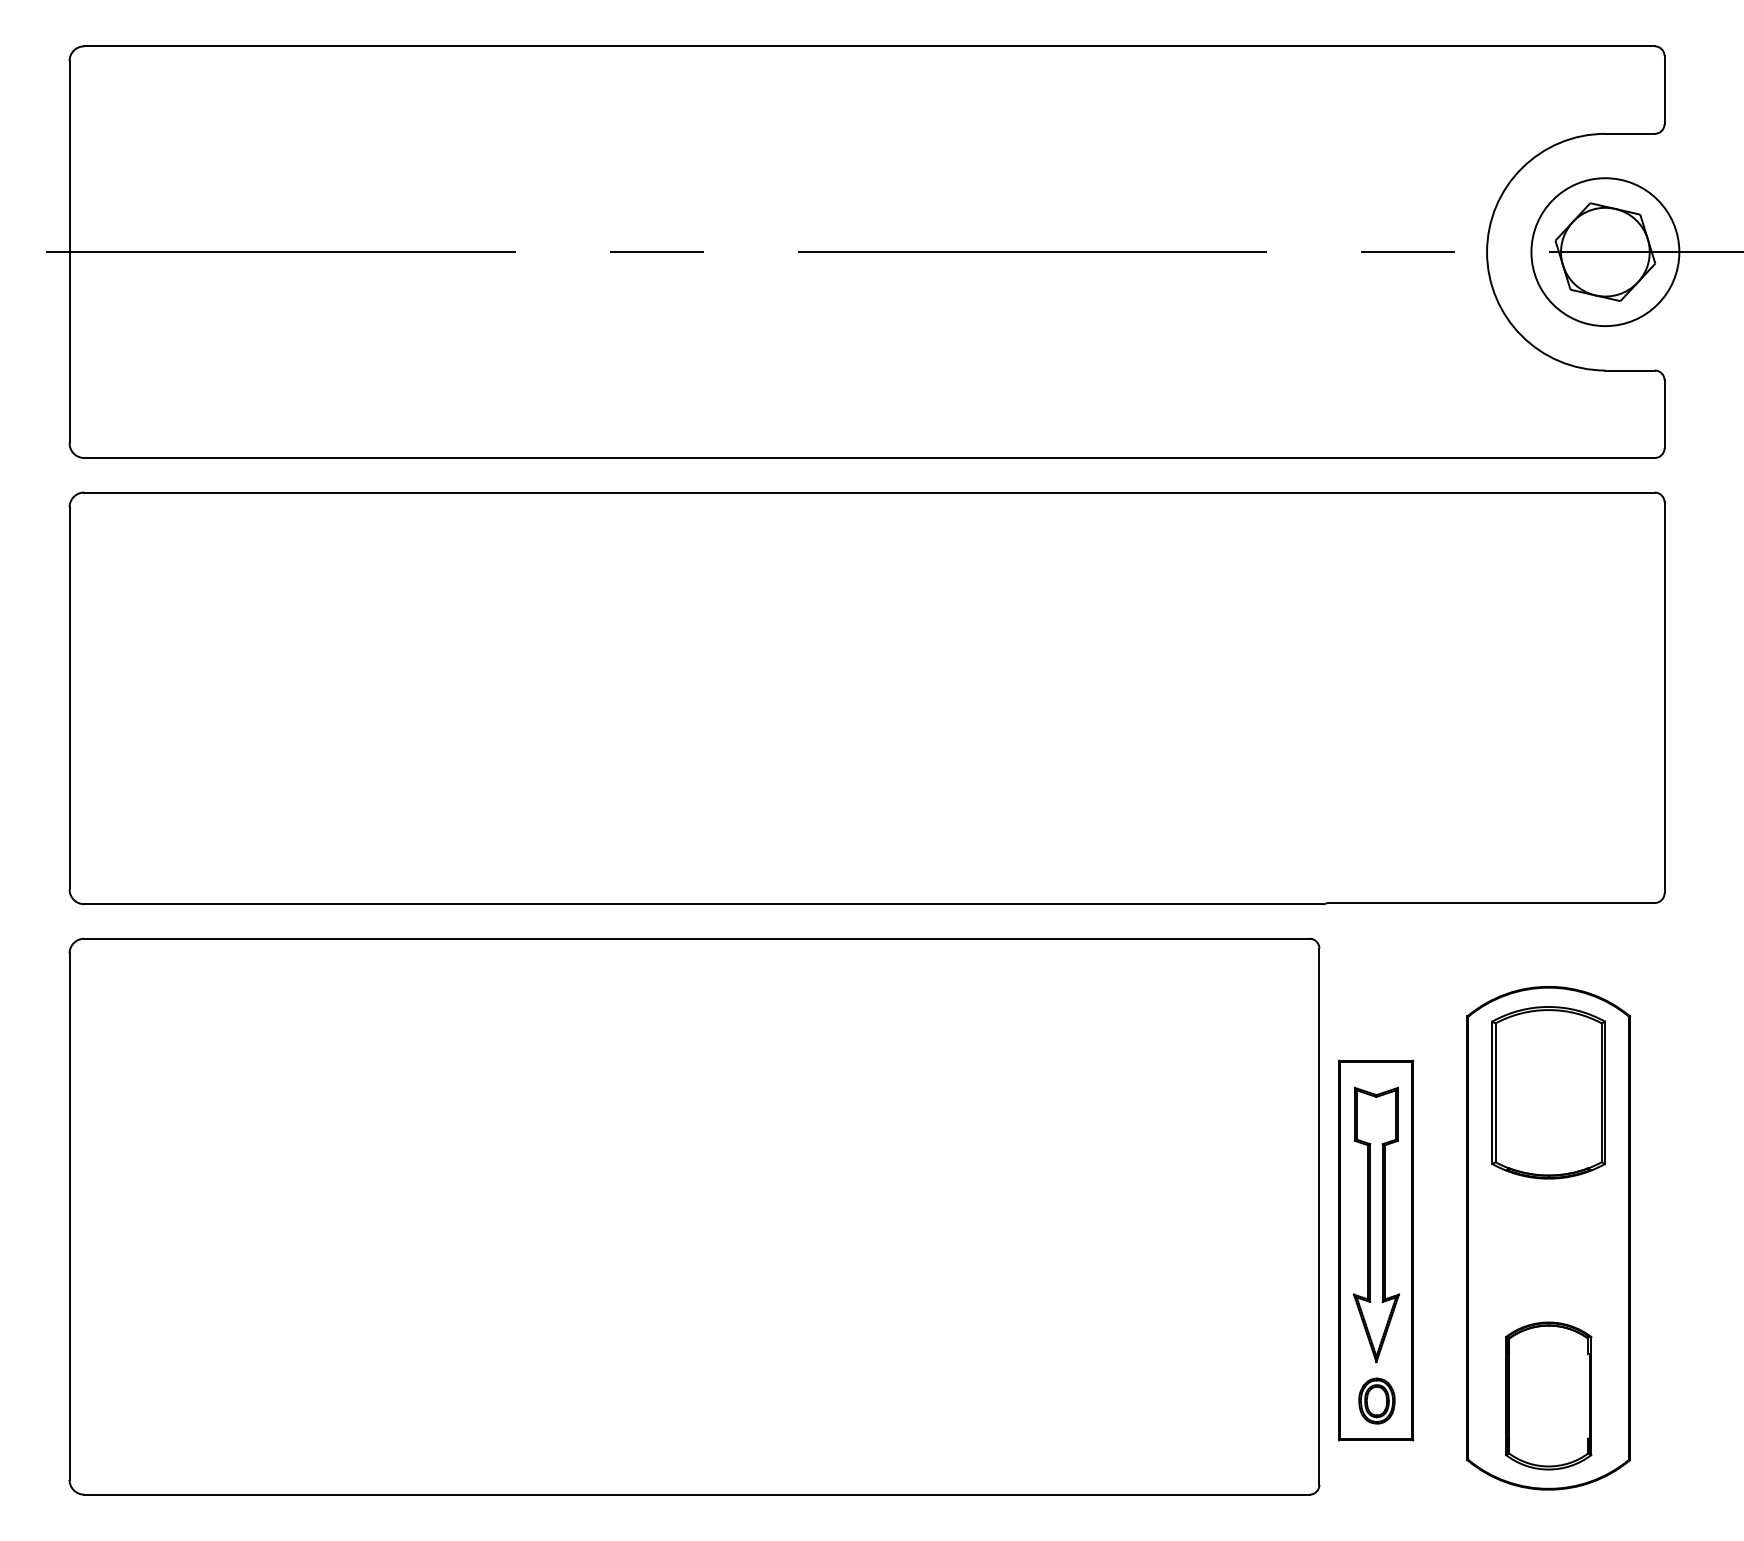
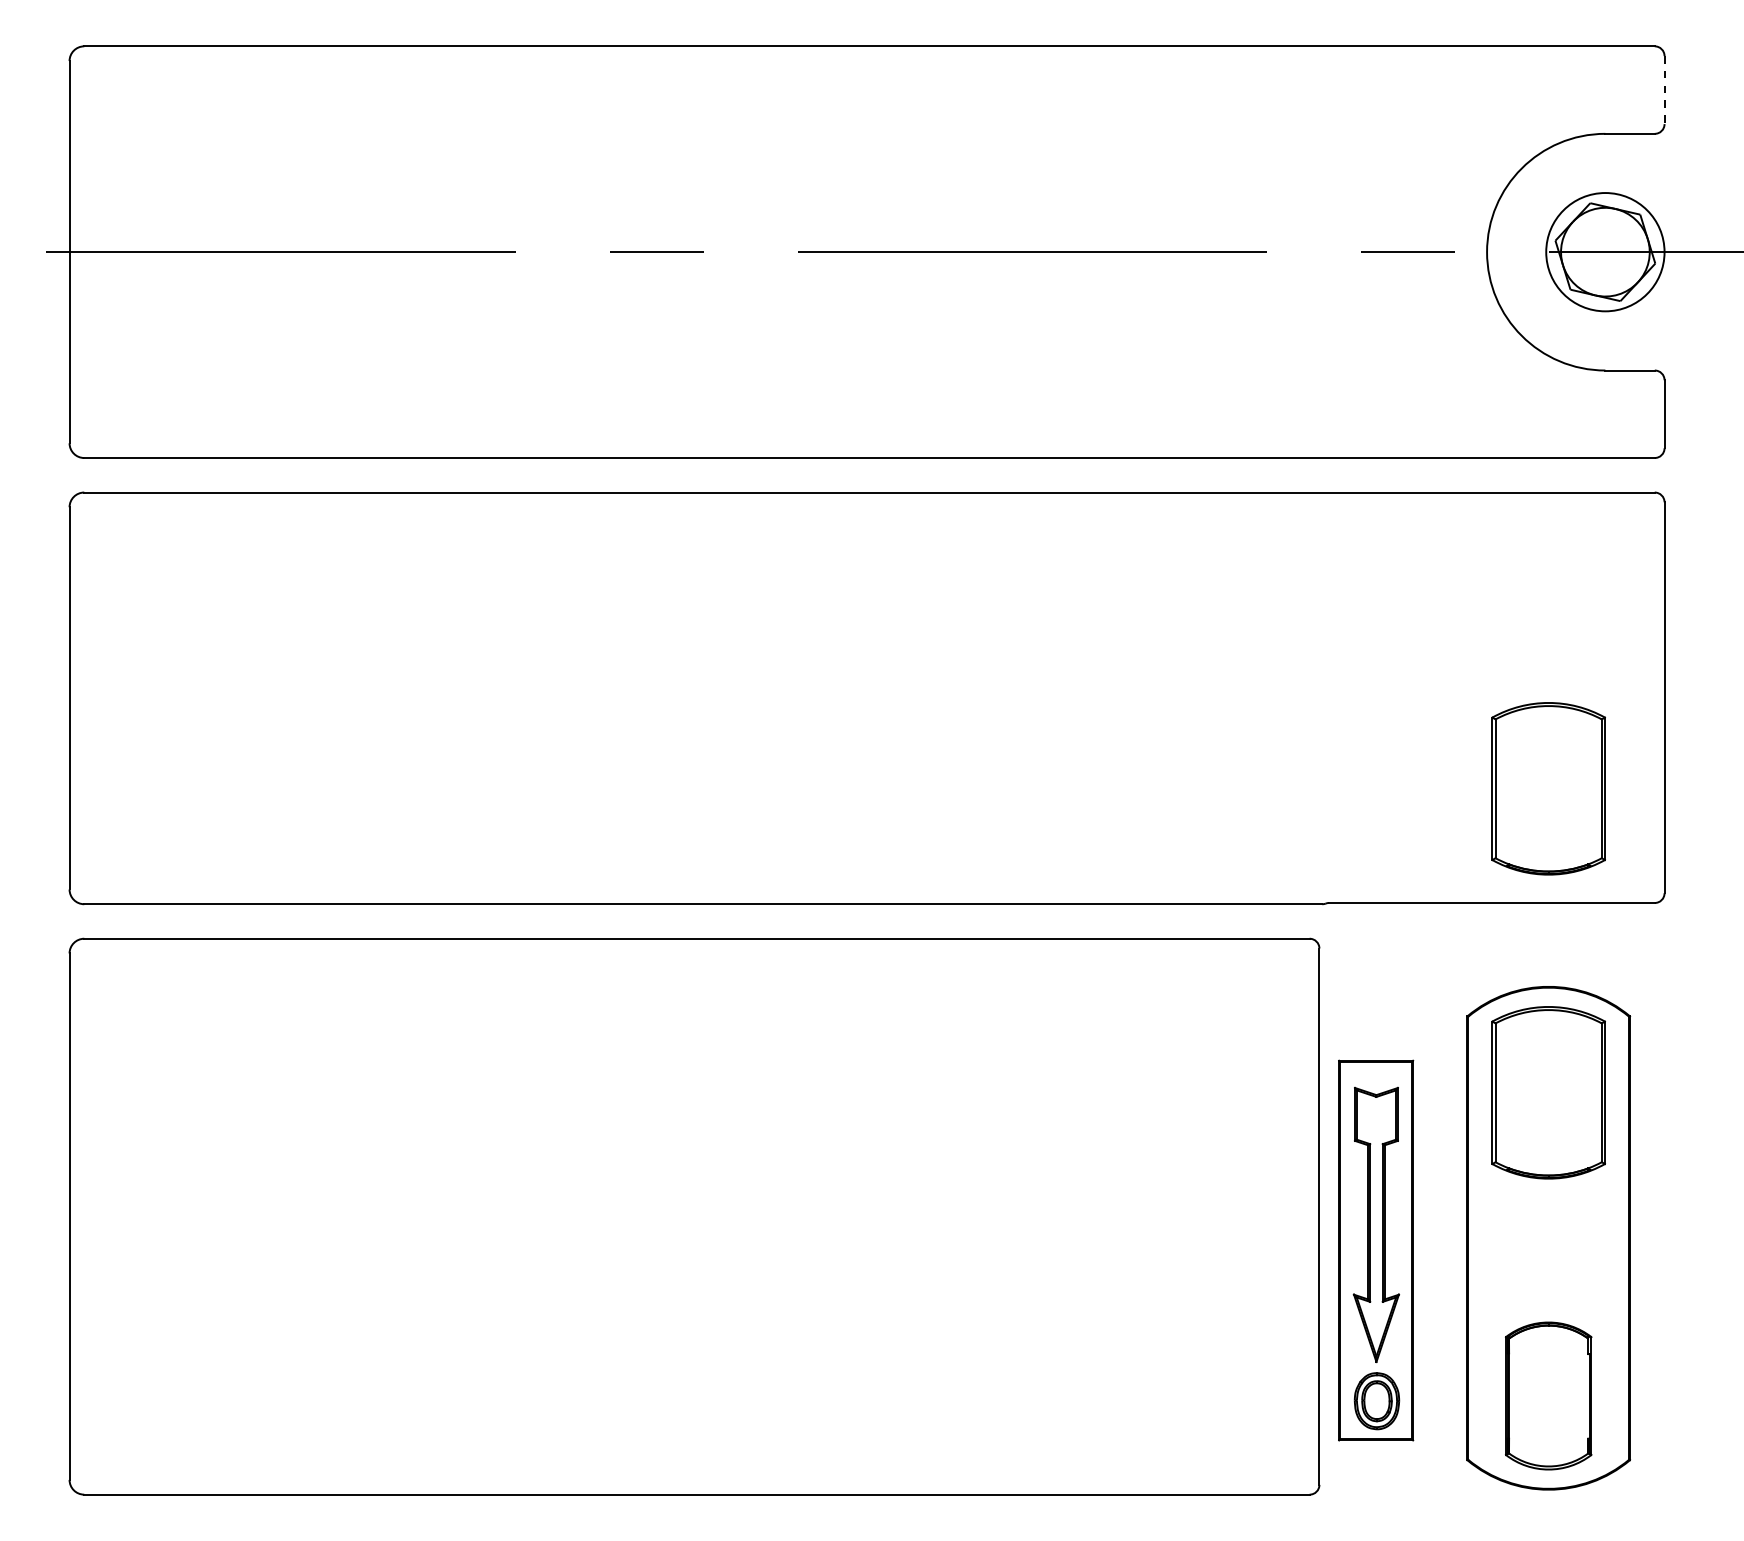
line: solid -> dashed (1664, 90)
circle diameter: 148 px -> 118 px (1605, 252)
part: none -> present (1548, 788)
part size: 38x48 px -> 48x59 px (1376, 1401)
